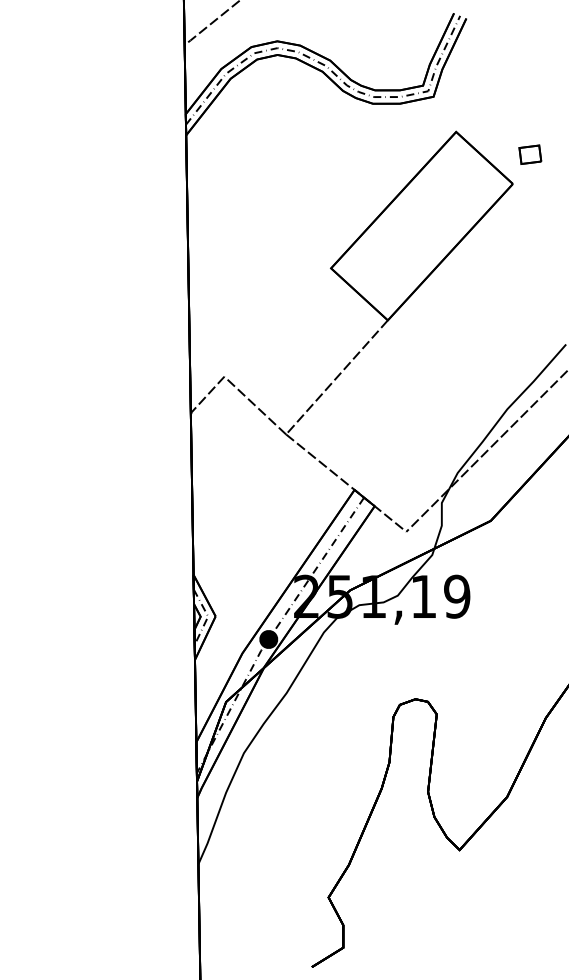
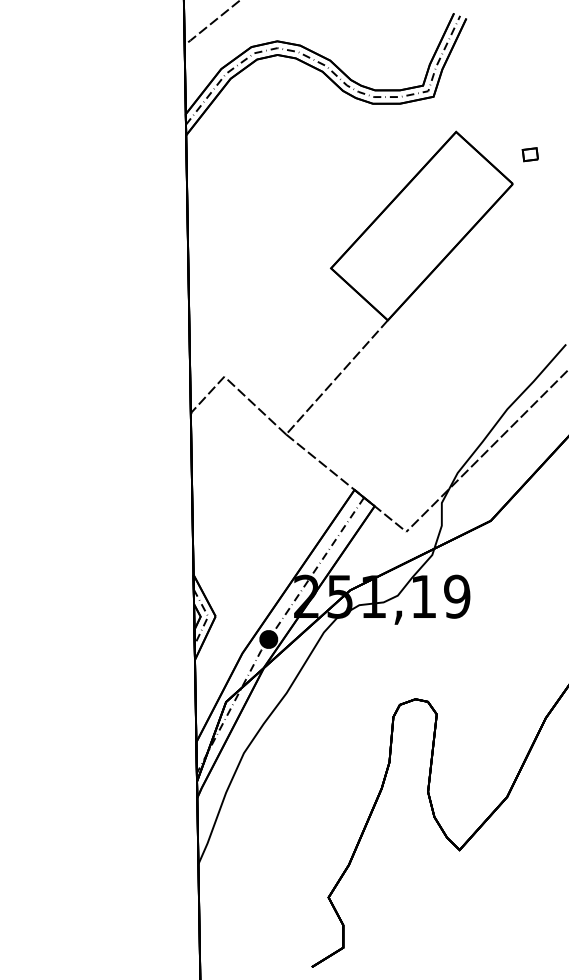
part size: 25x21 px -> 18x16 px (529, 154)
